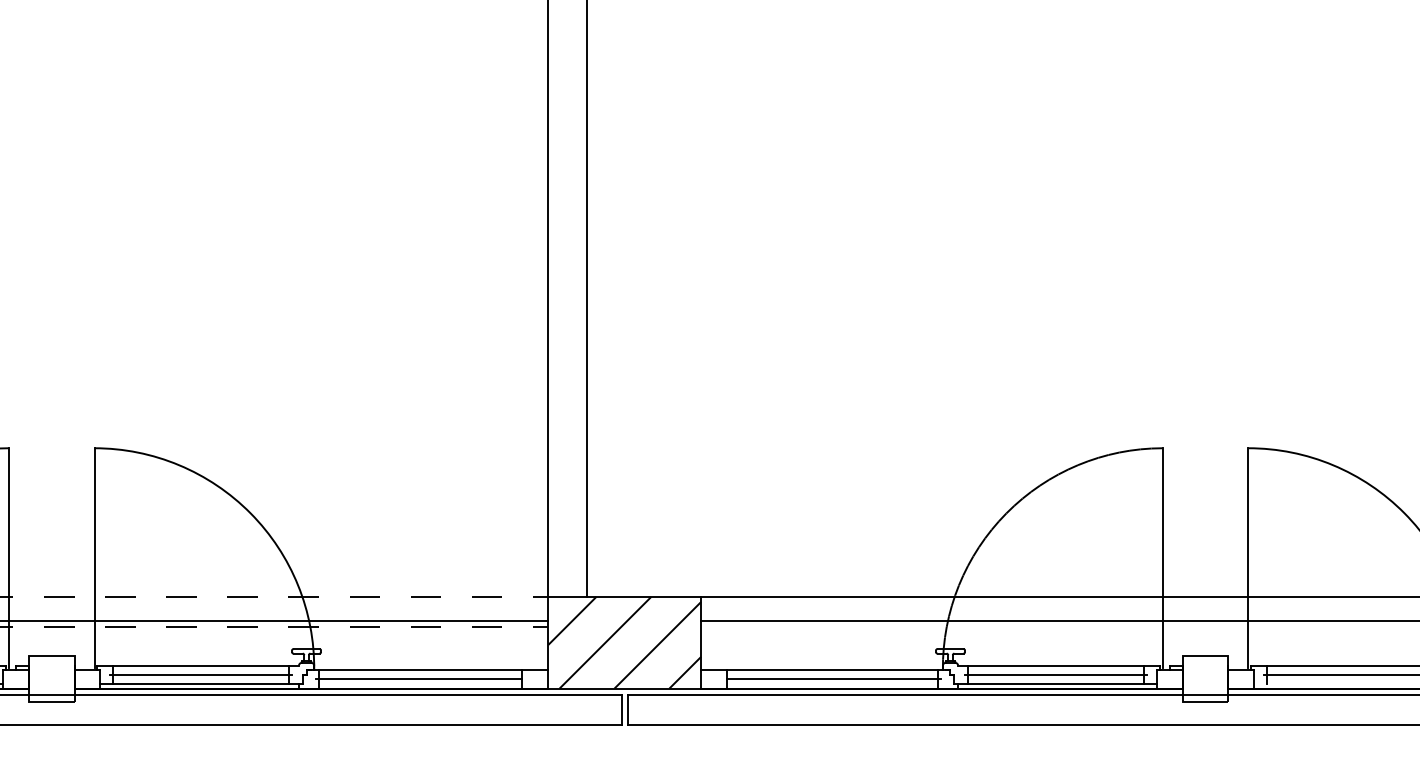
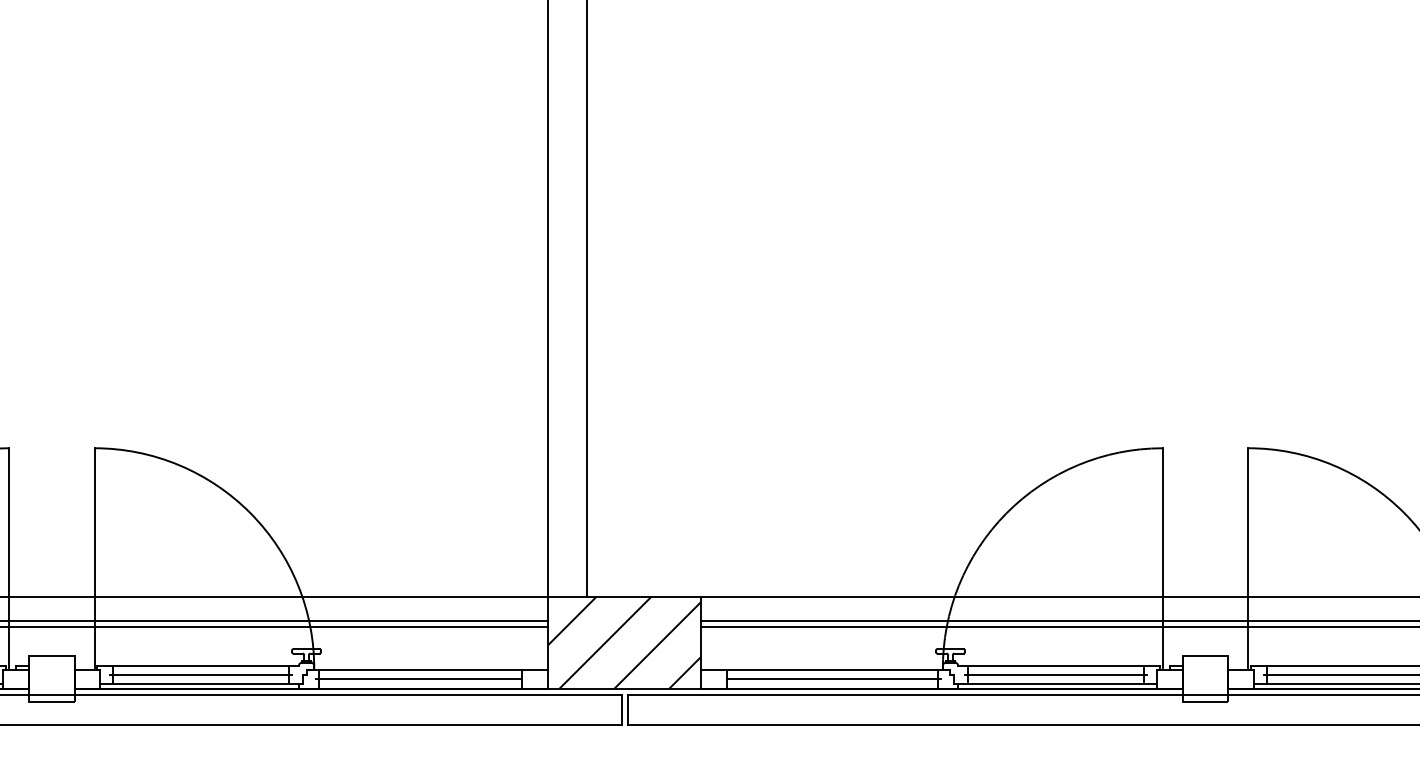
line: dashed -> solid (274, 596)
line: dashed -> solid (274, 627)
line: none -> present (1058, 627)
line: none -> present (1335, 683)
